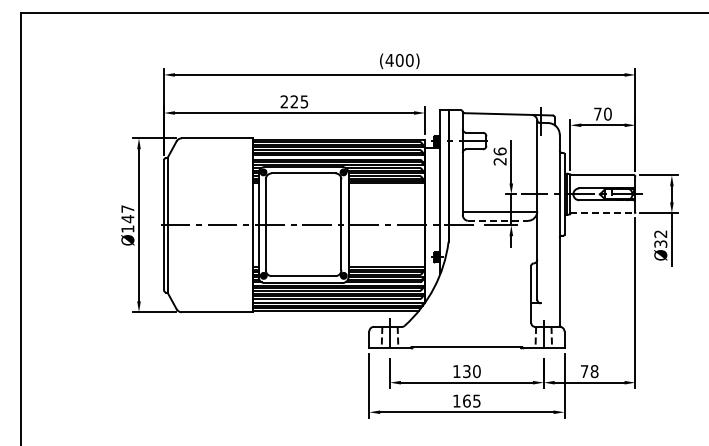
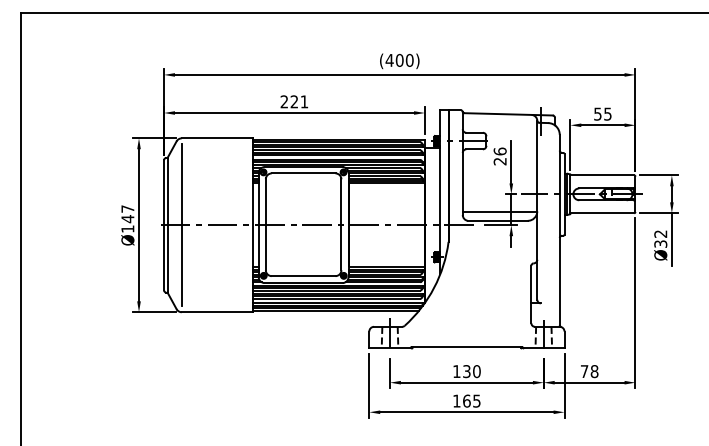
text: 225 -> 221 (304, 101)
text: 70 -> 55 (602, 113)
line: dashed -> solid (602, 213)
line: dashed -> solid (498, 220)
line: none -> present (181, 225)
